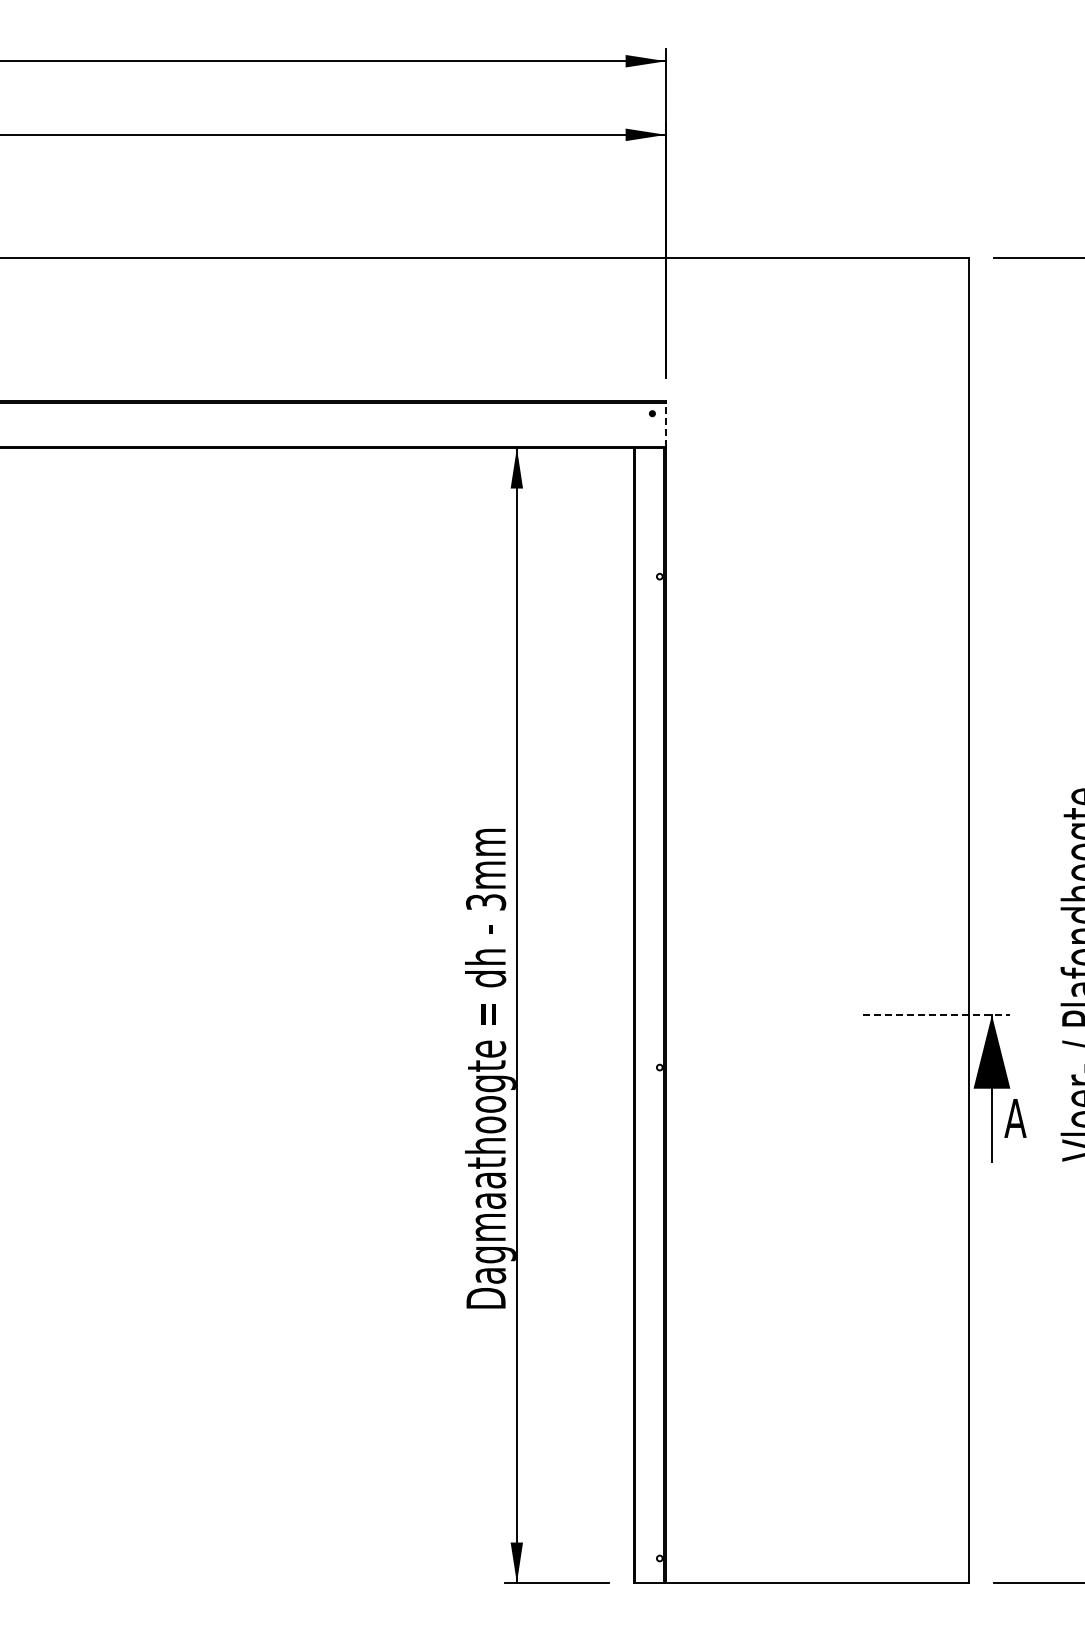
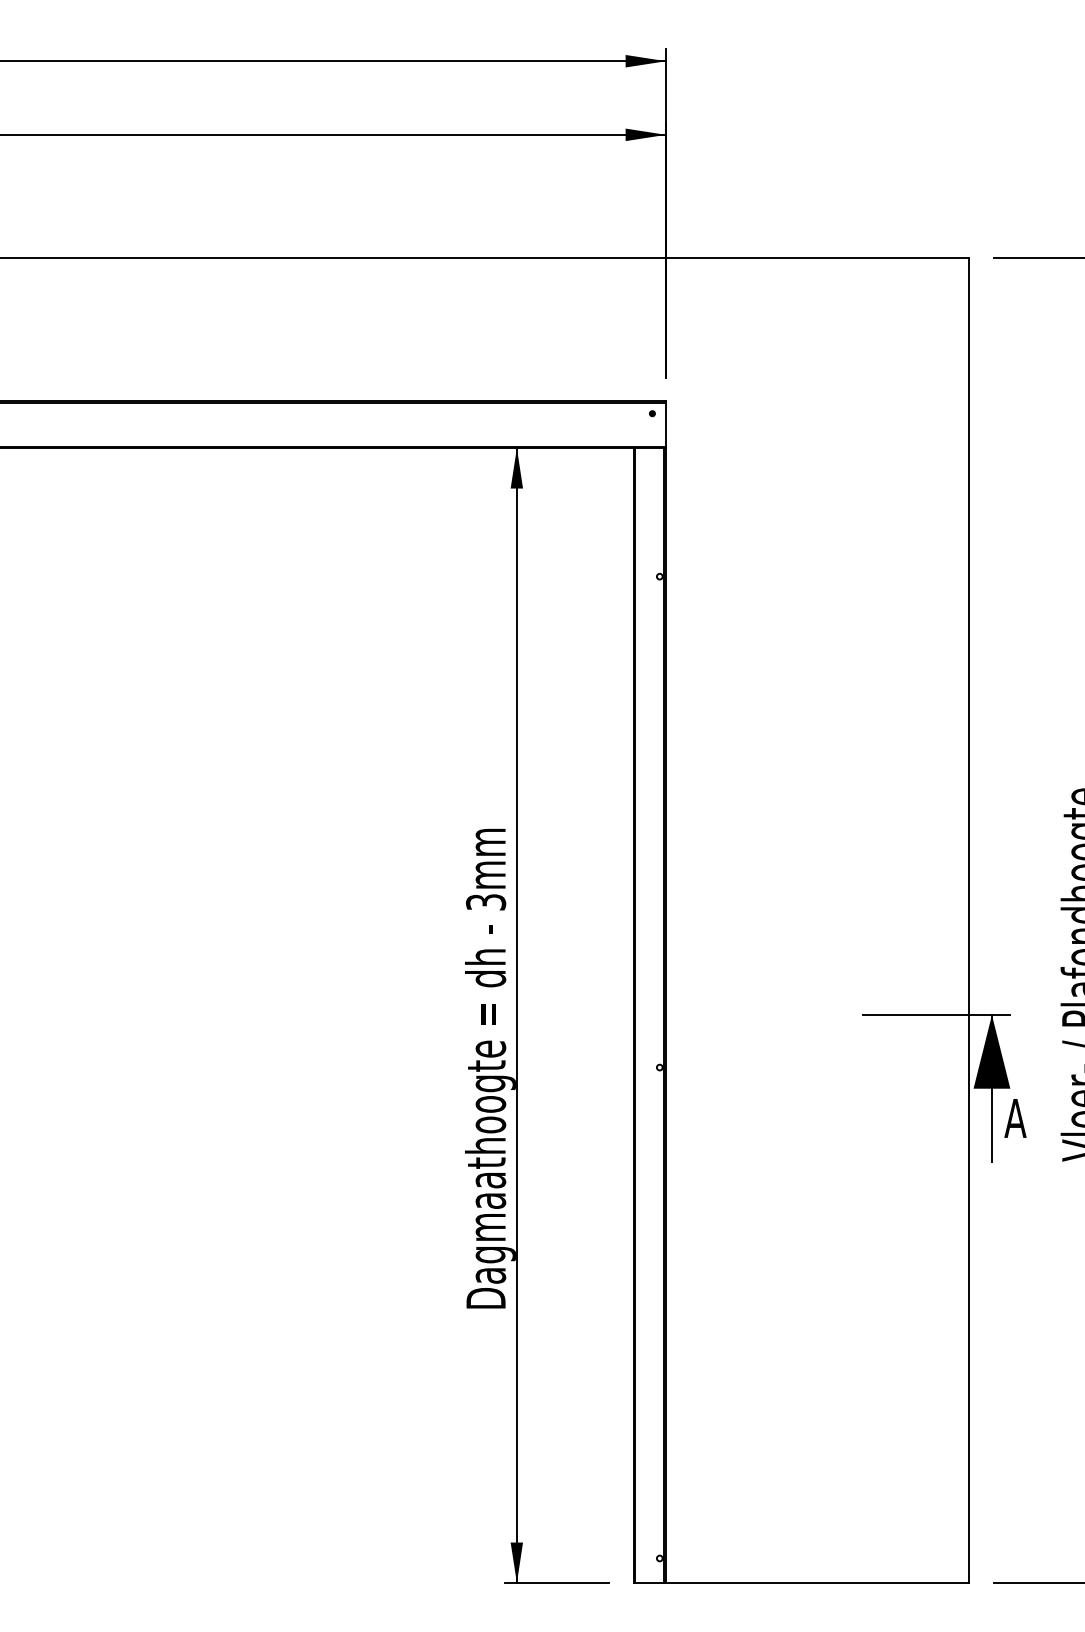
line: dashed -> solid (666, 424)
line: dashed -> solid (936, 1015)
